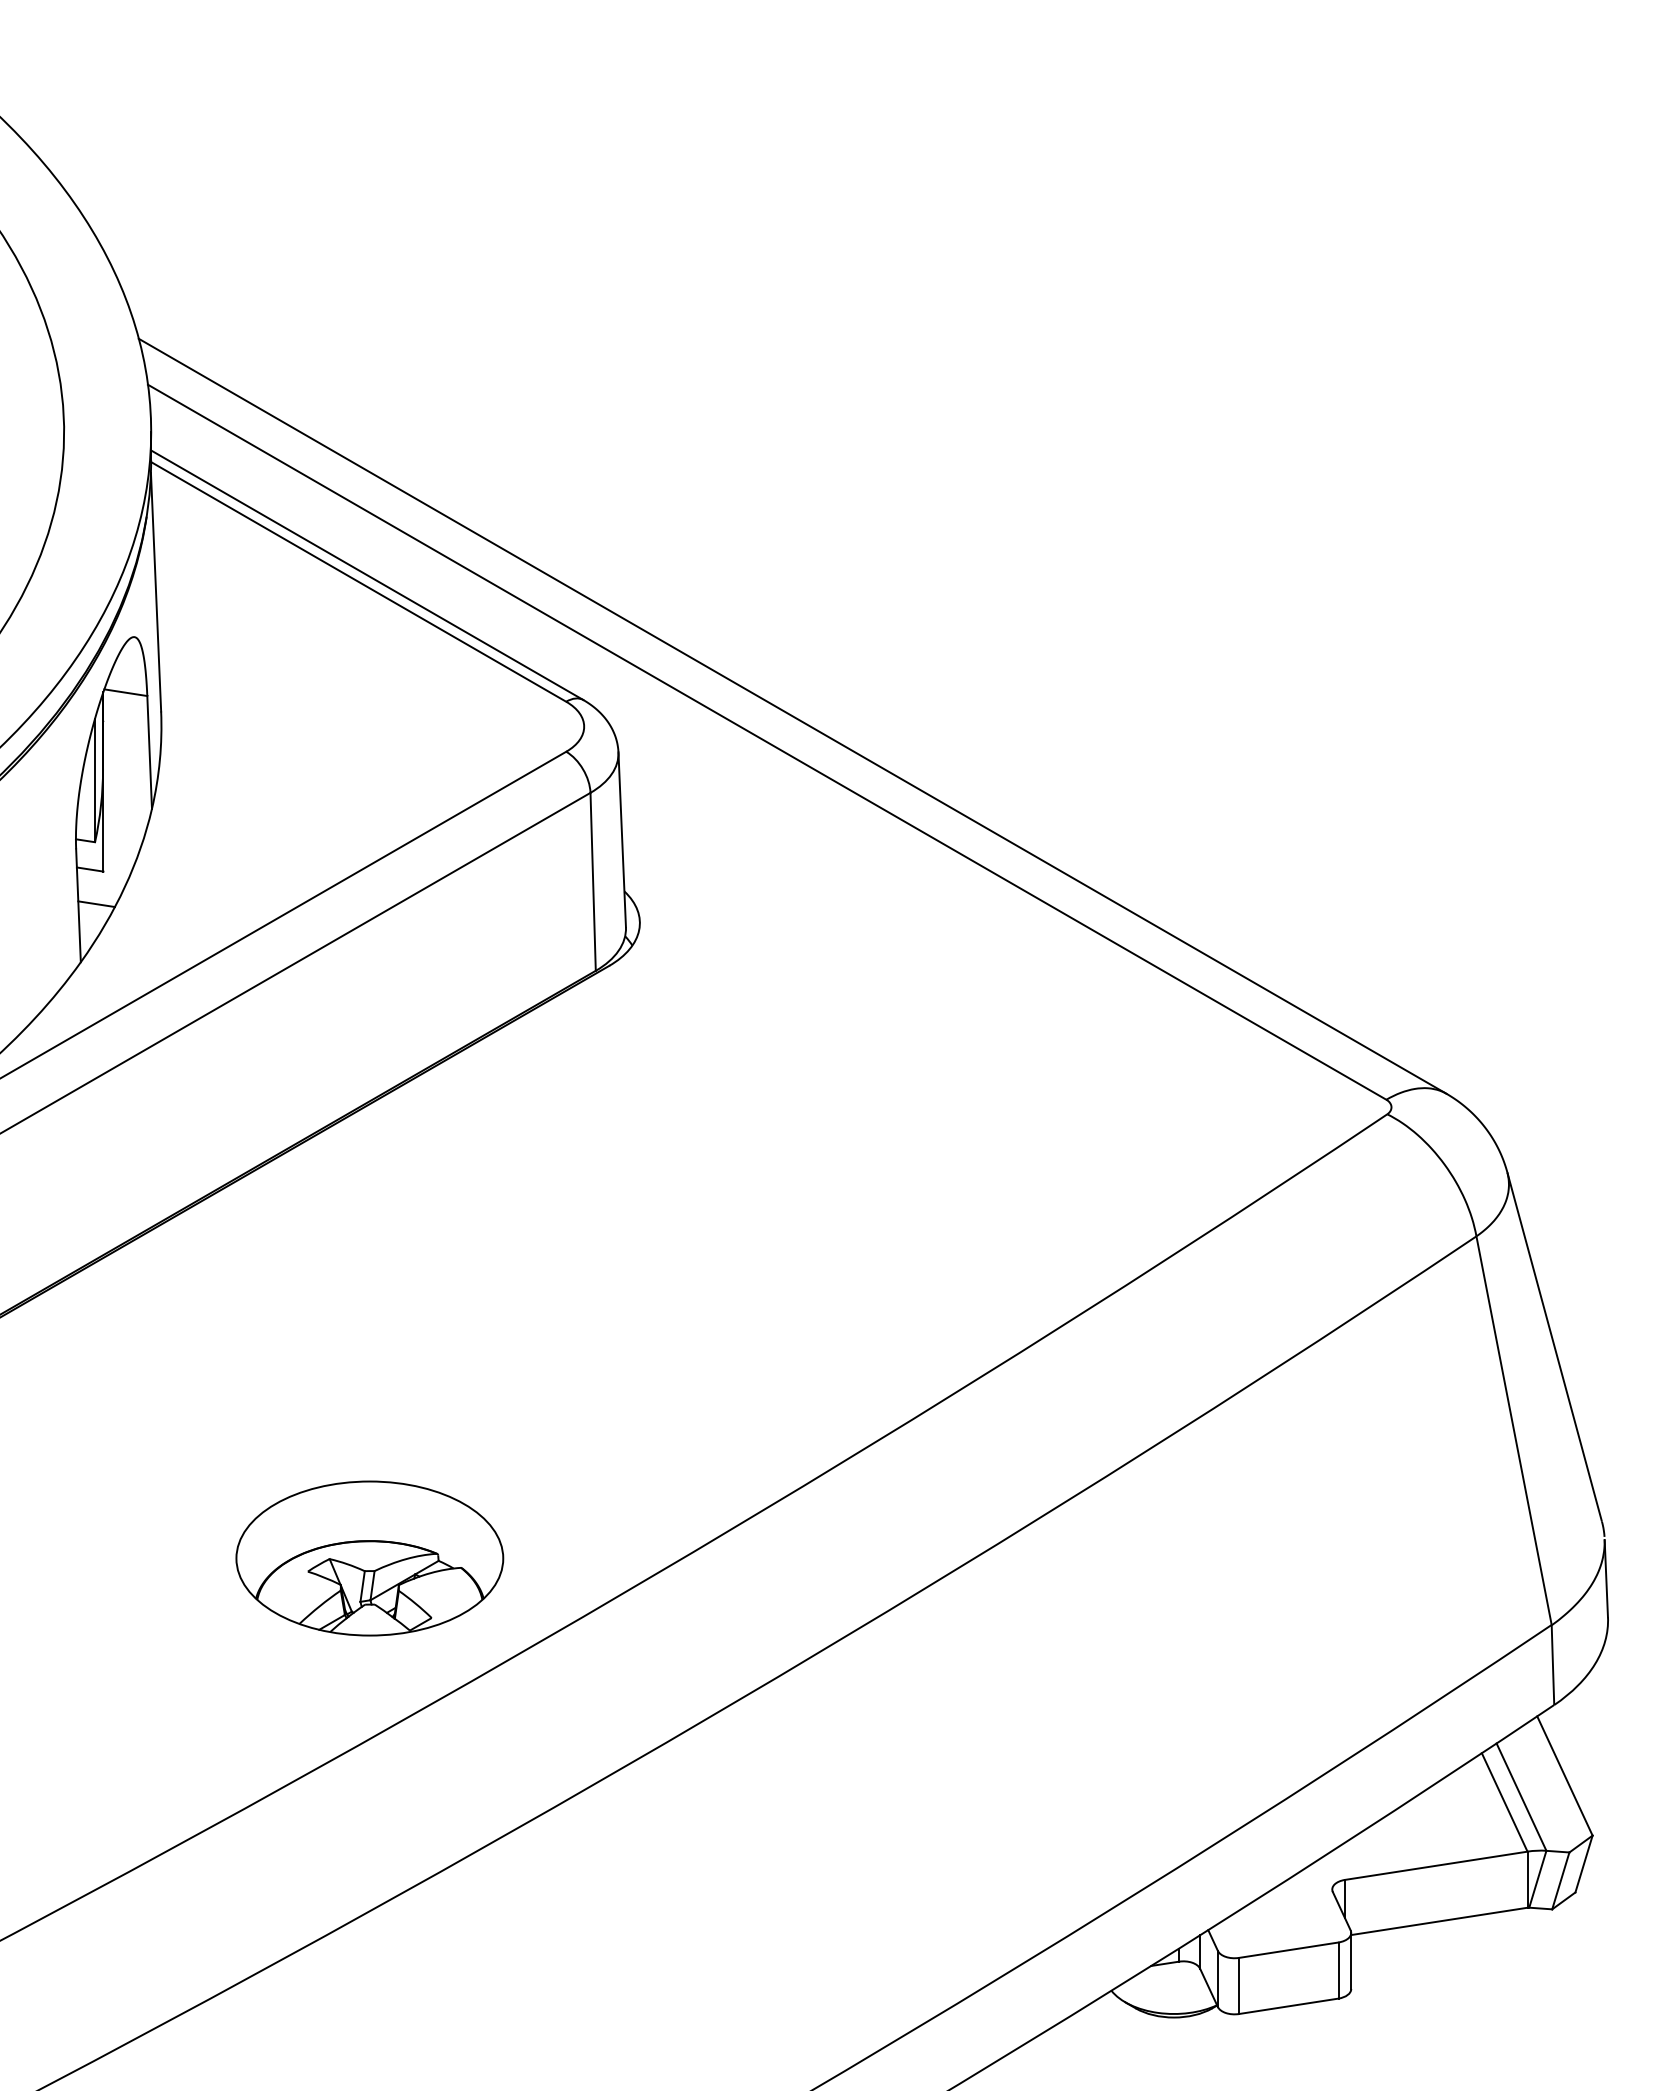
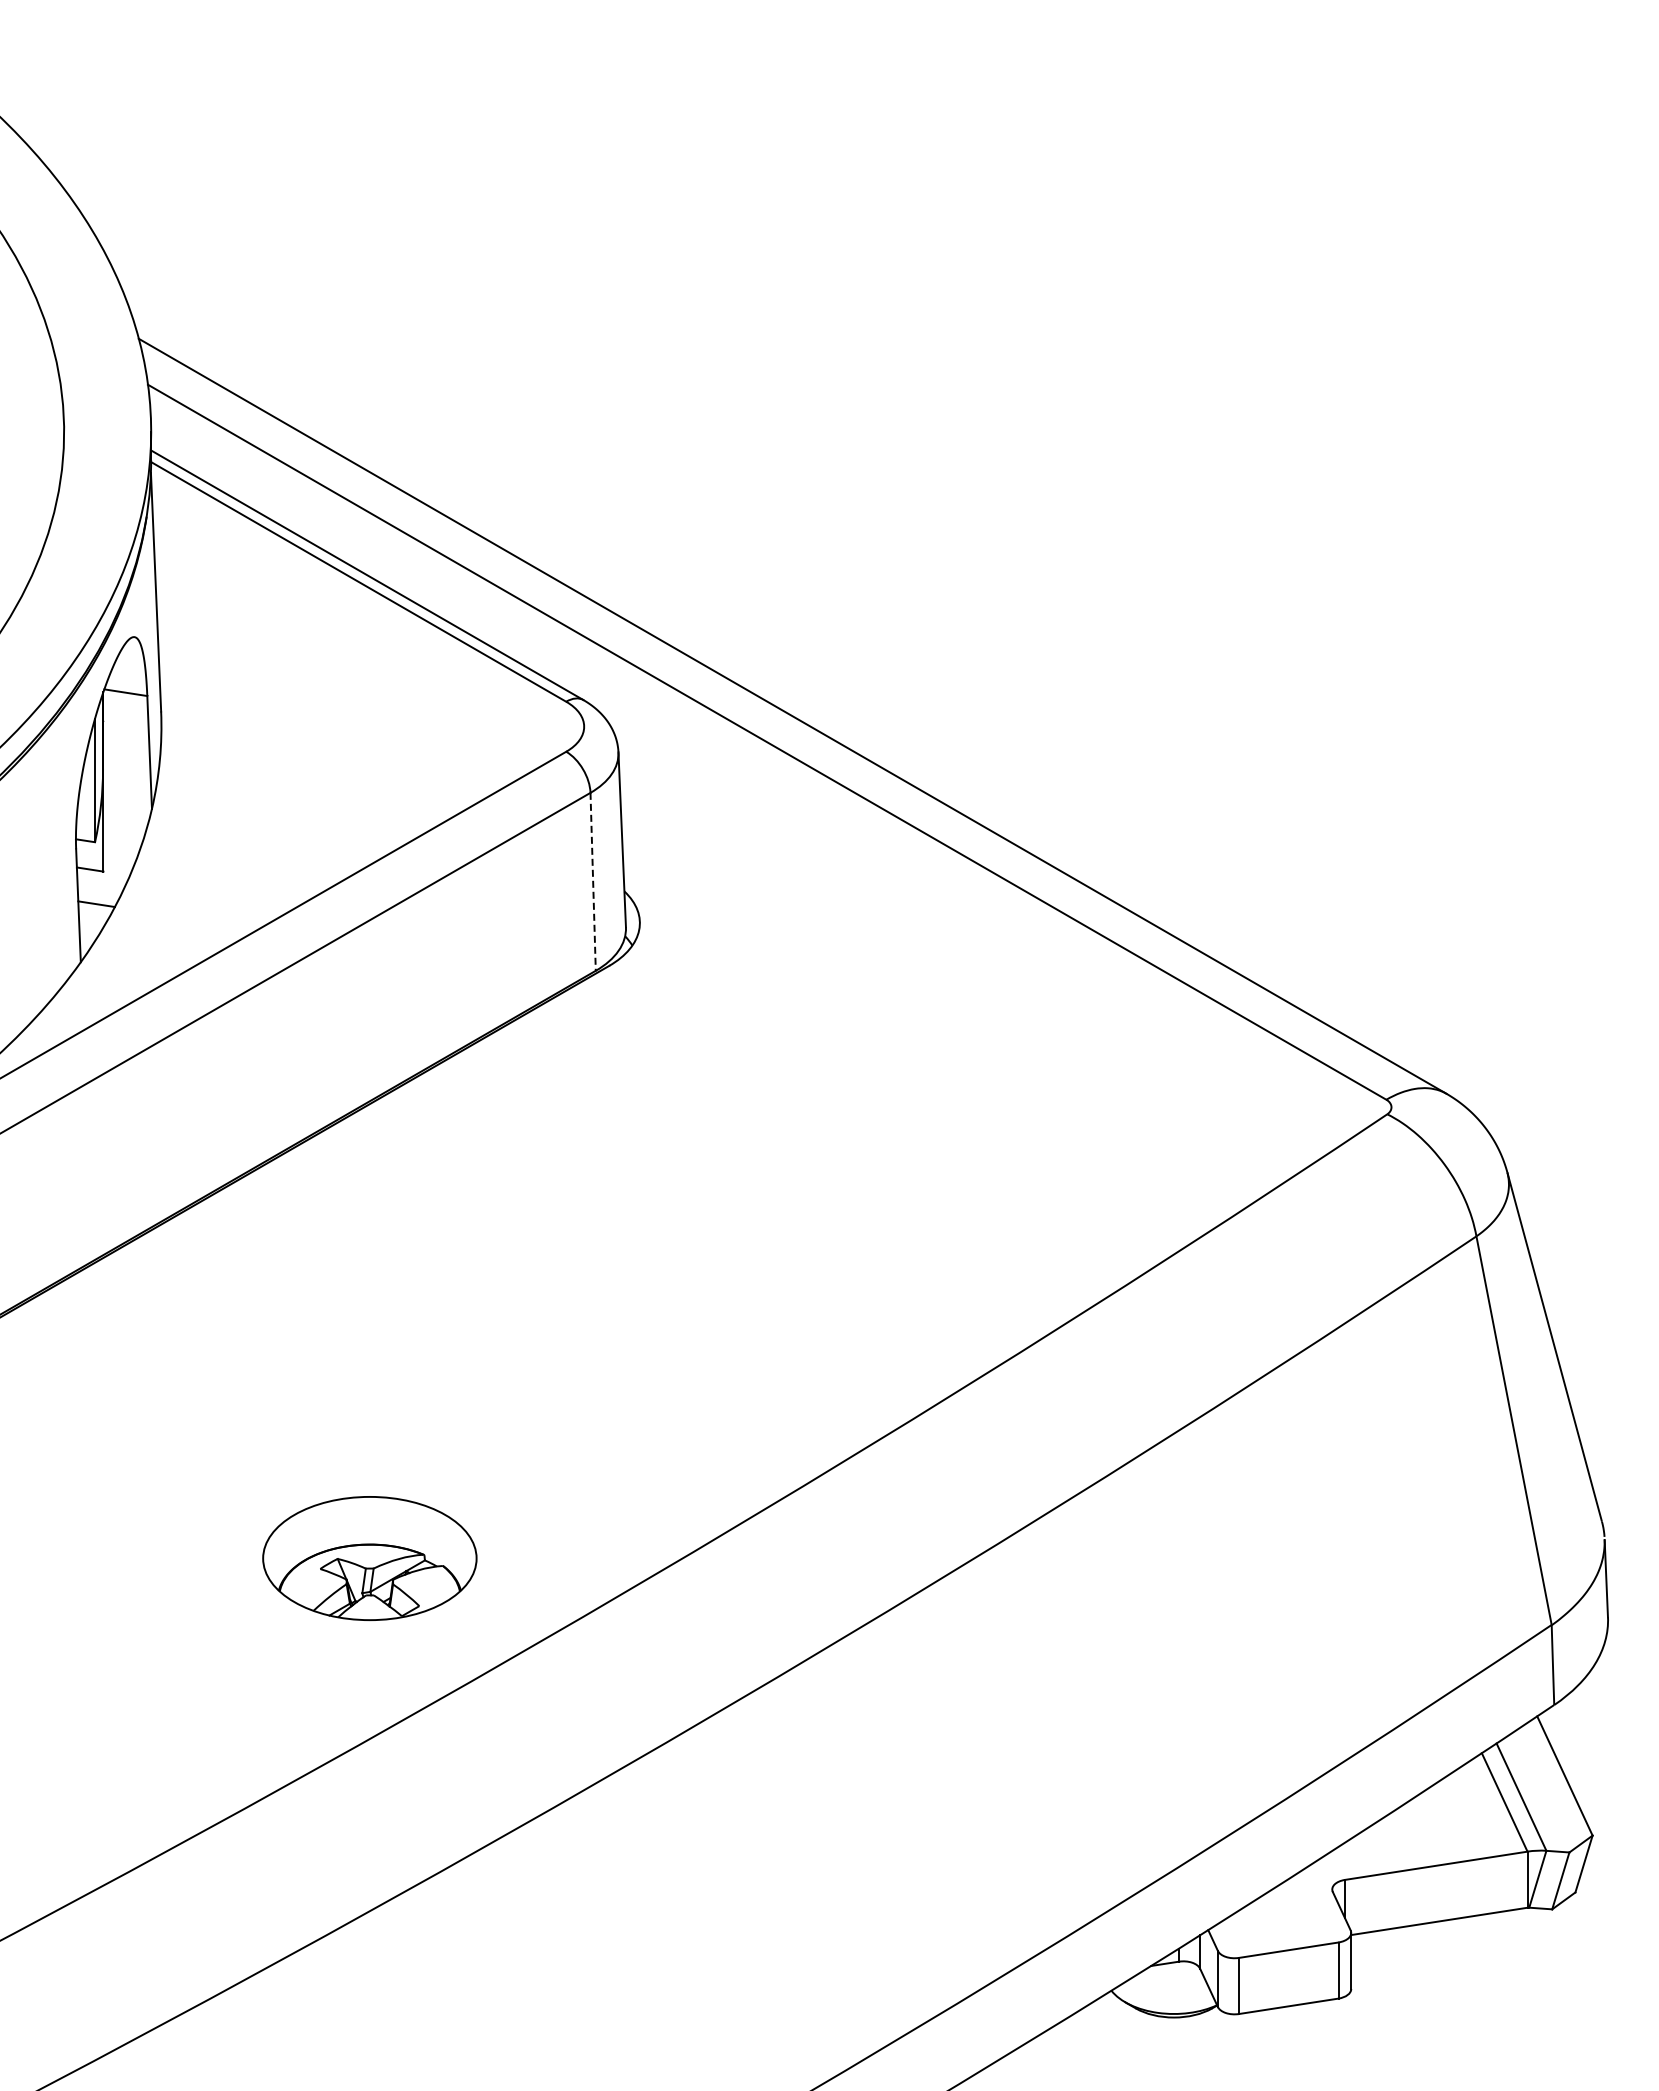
line: solid -> dashed (593, 882)
part size: 270x157 px -> 216x125 px (369, 1558)
